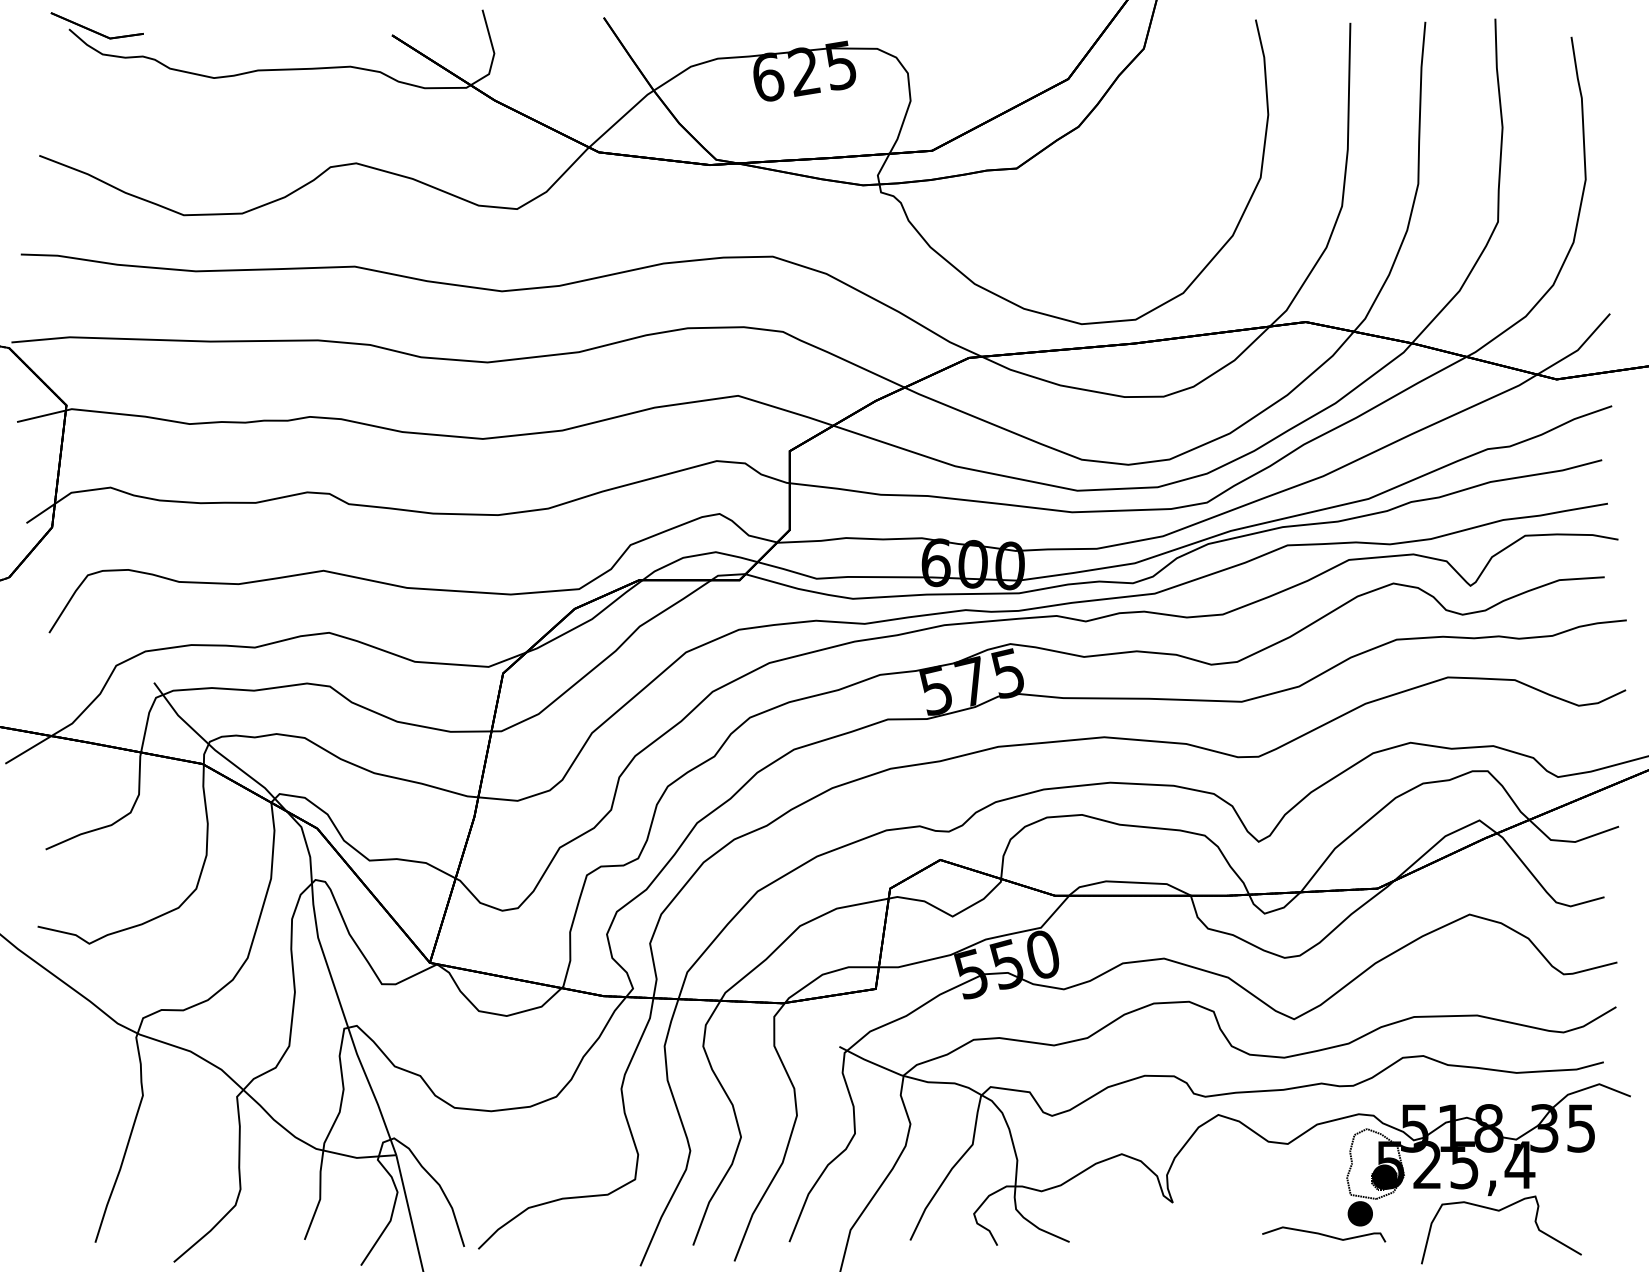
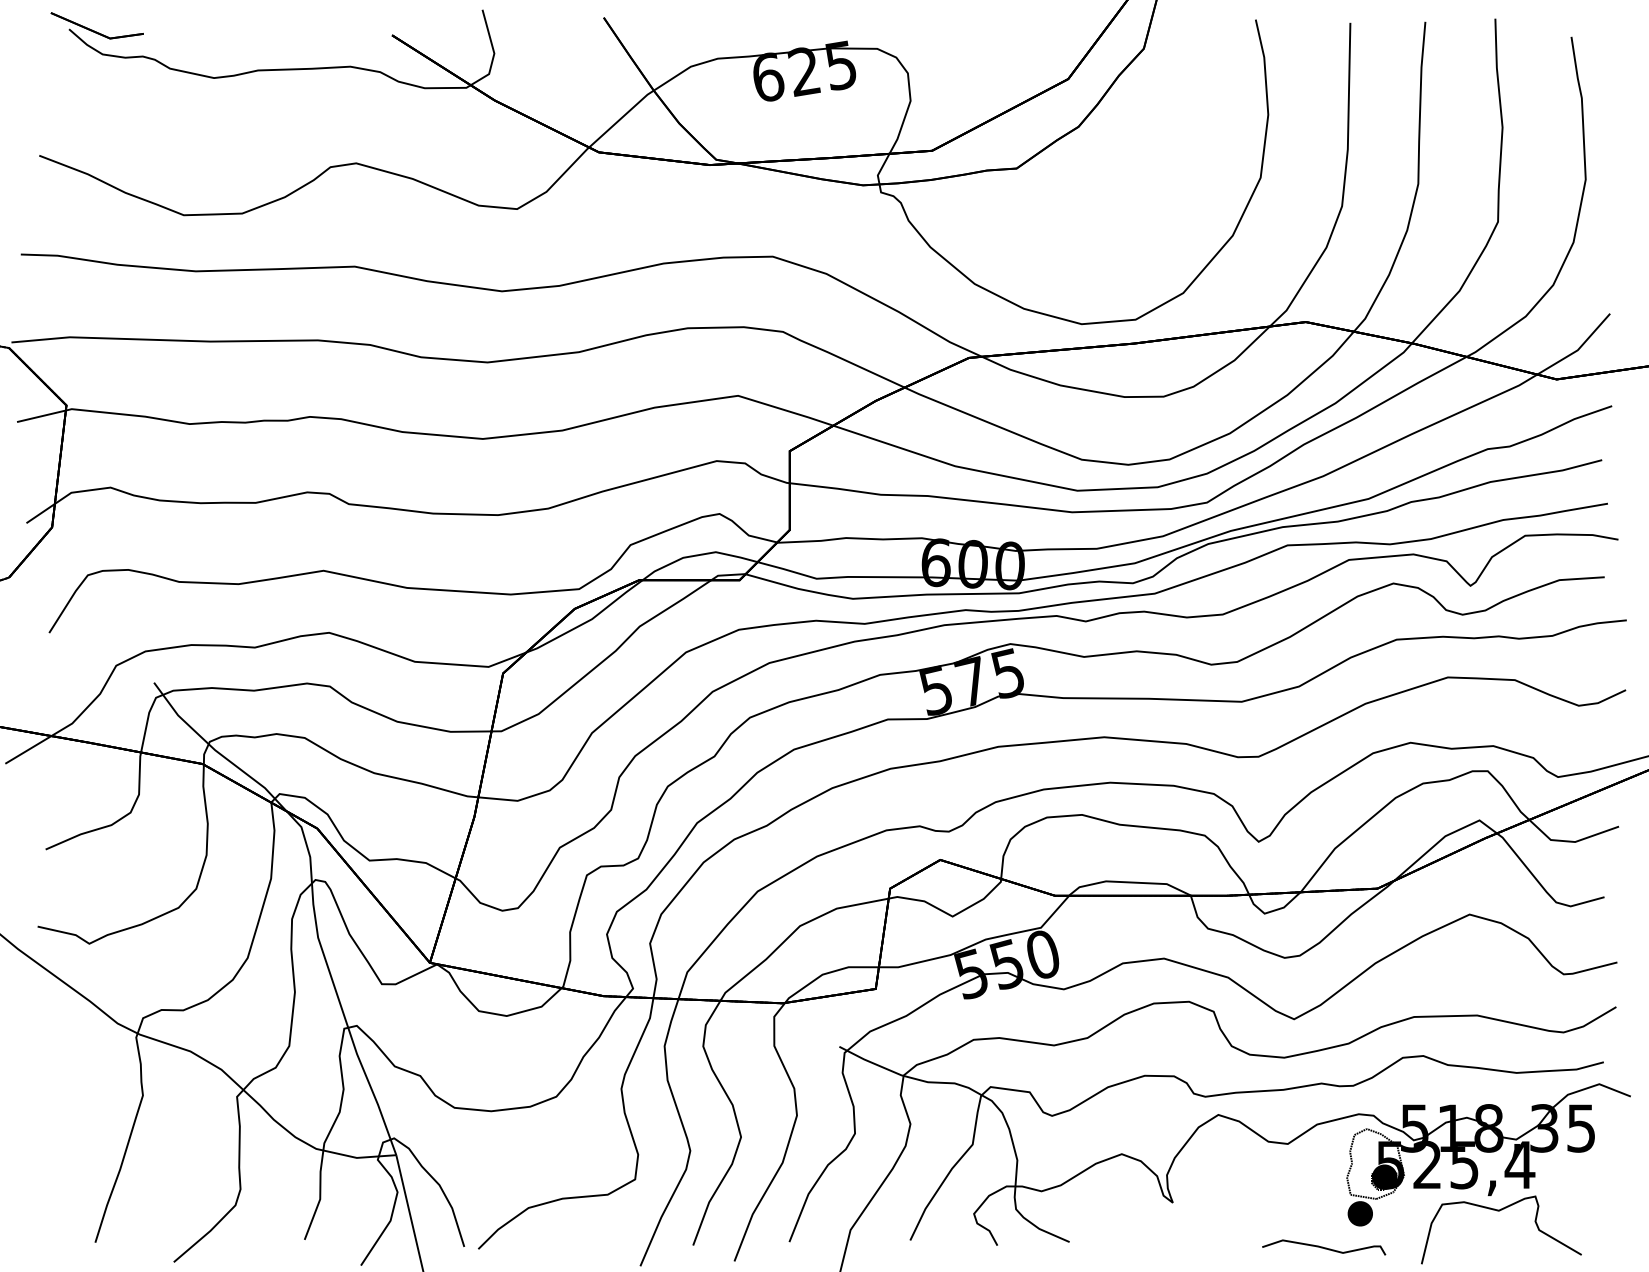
curve position: (1324, 1234) -> (1324, 1247) (1324, 1247)
